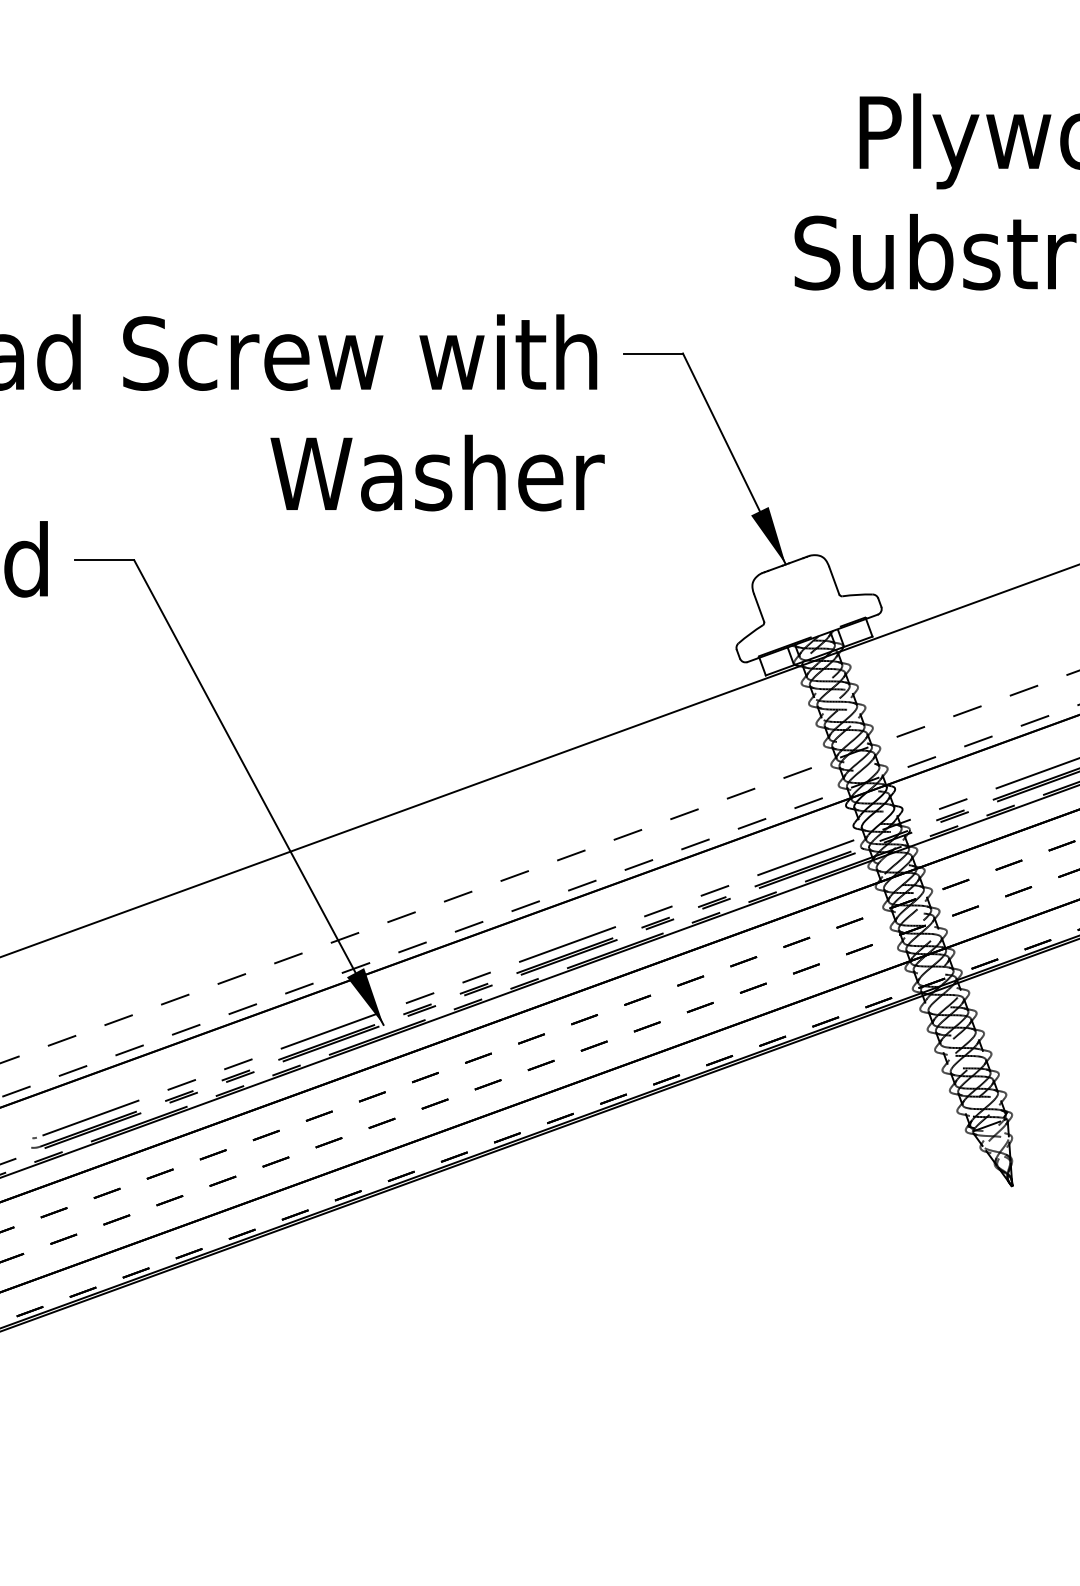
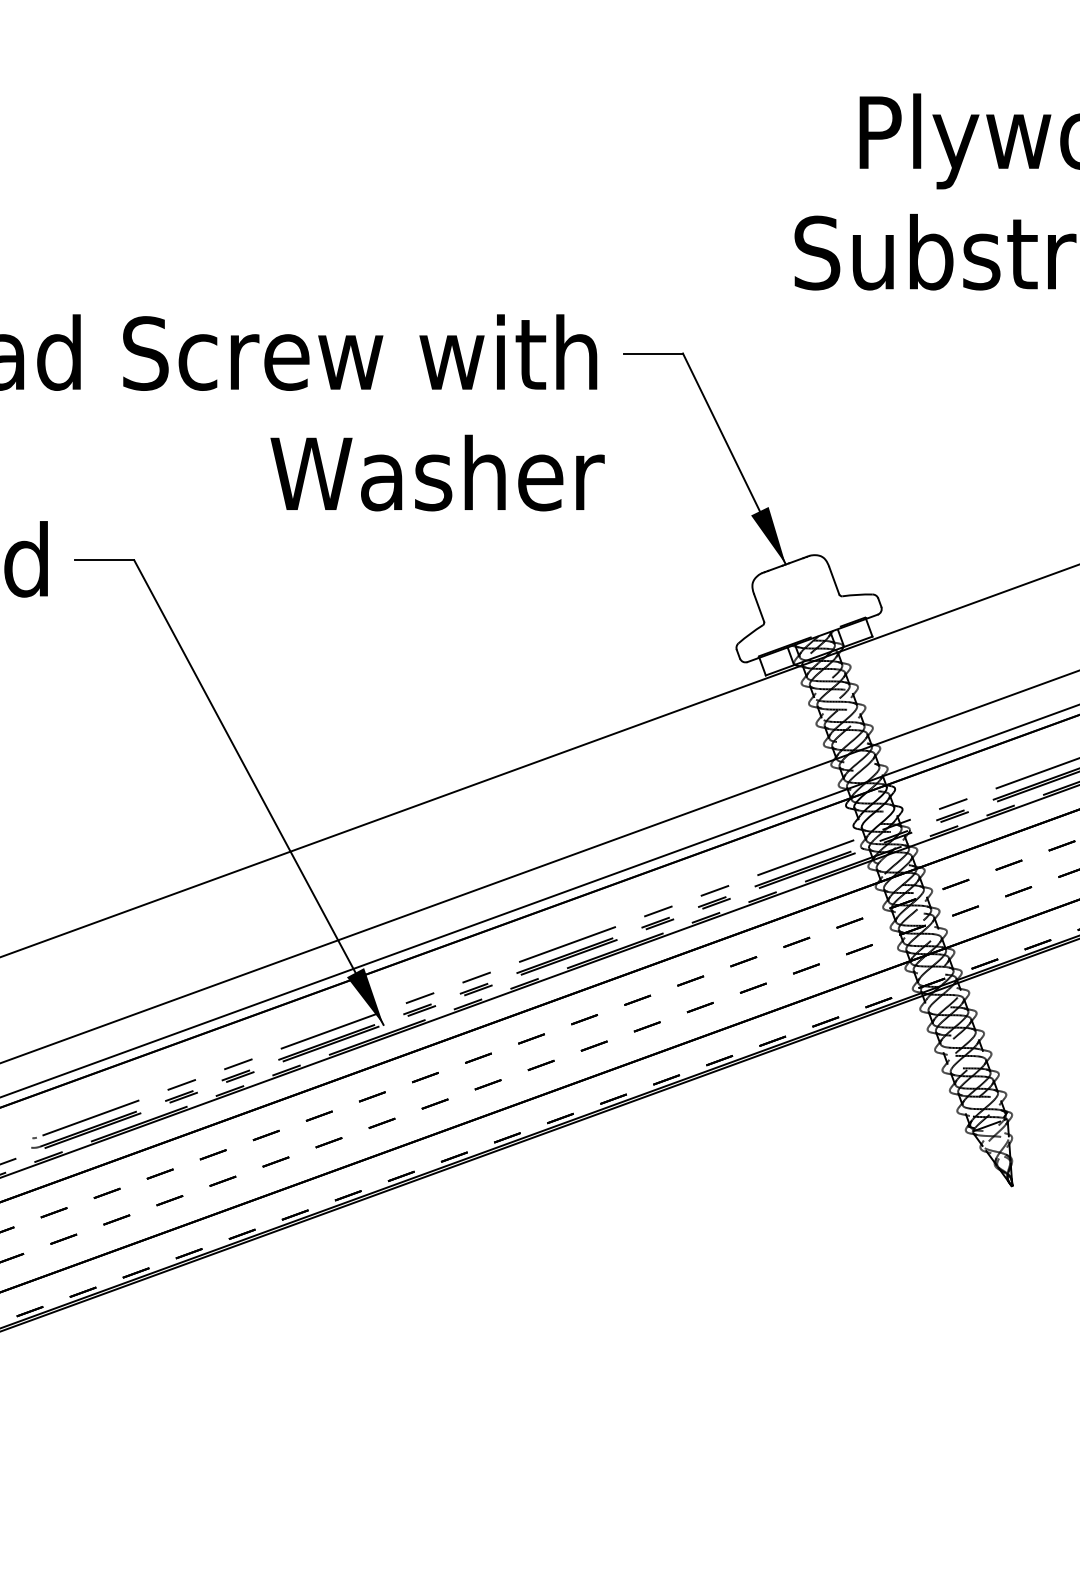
line: dashed -> solid (540, 866)
line: dashed -> solid (540, 900)
